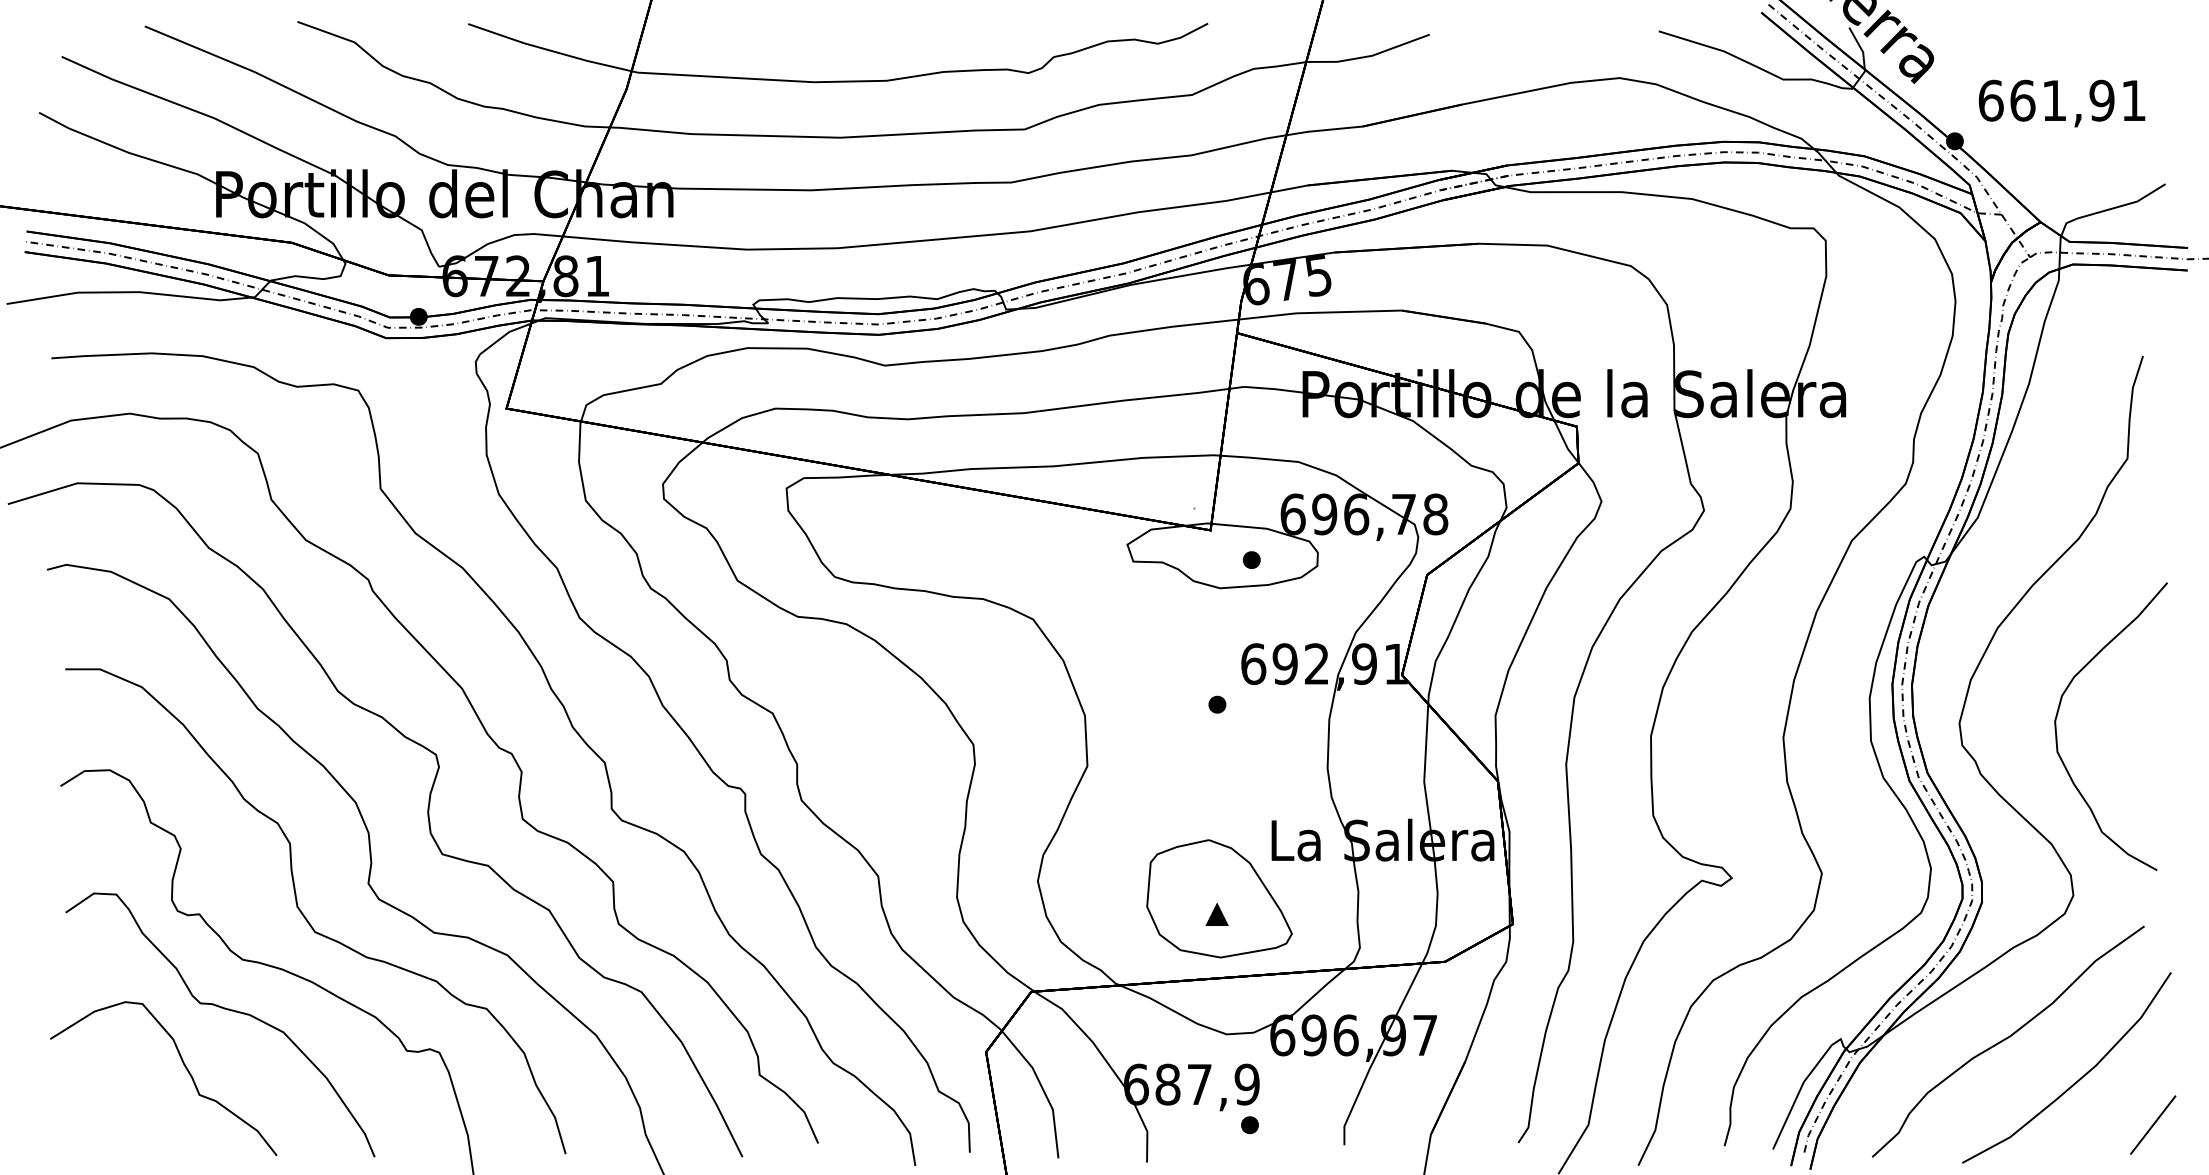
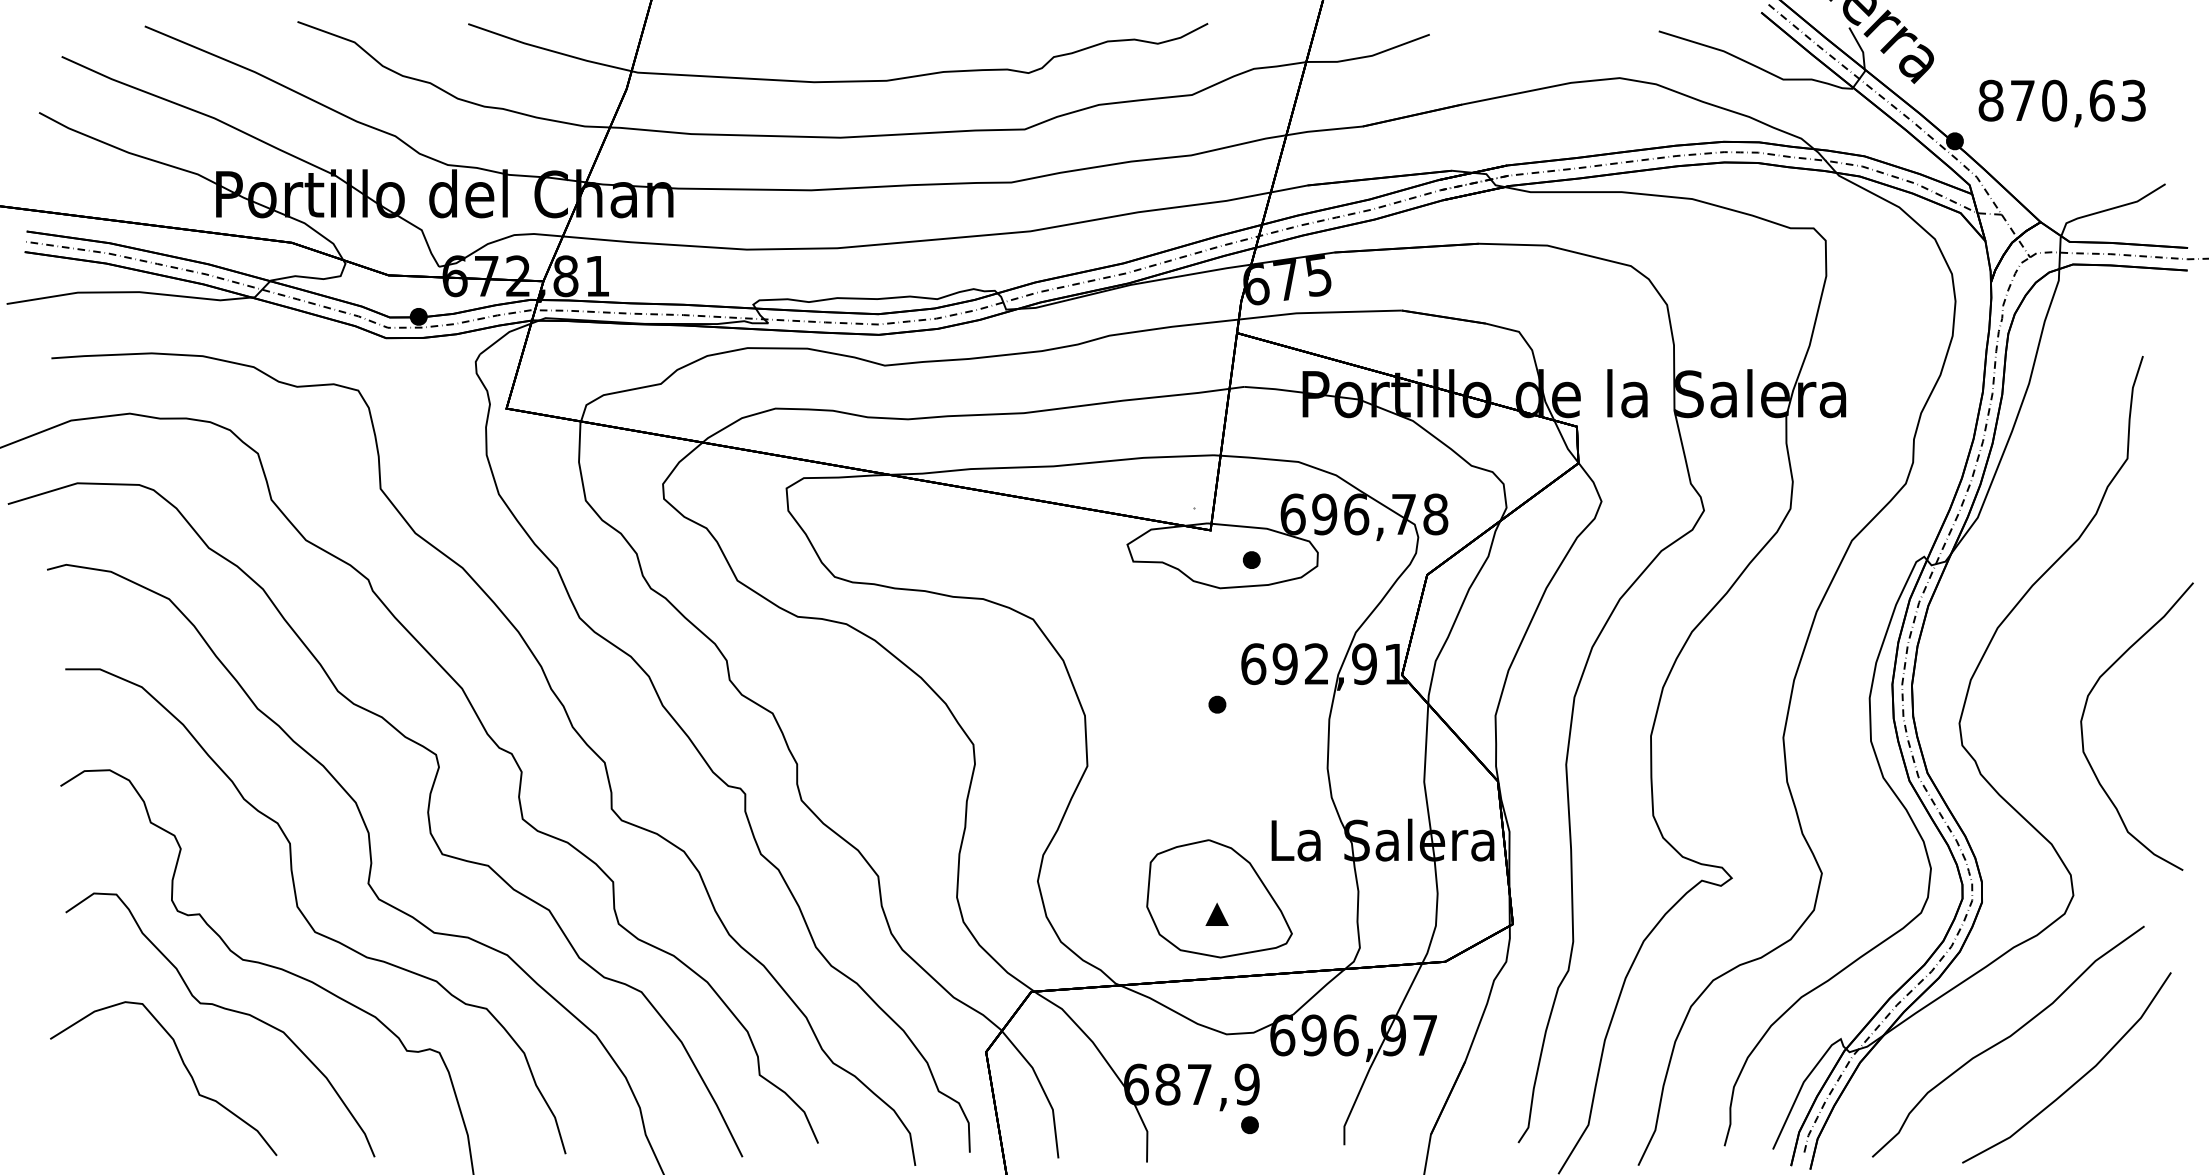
text: 661,91 -> 870,63 (2061, 100)
curve position: (2058, 713) -> (2084, 713) (2084, 713)
line: present -> none (2153, 1124)
